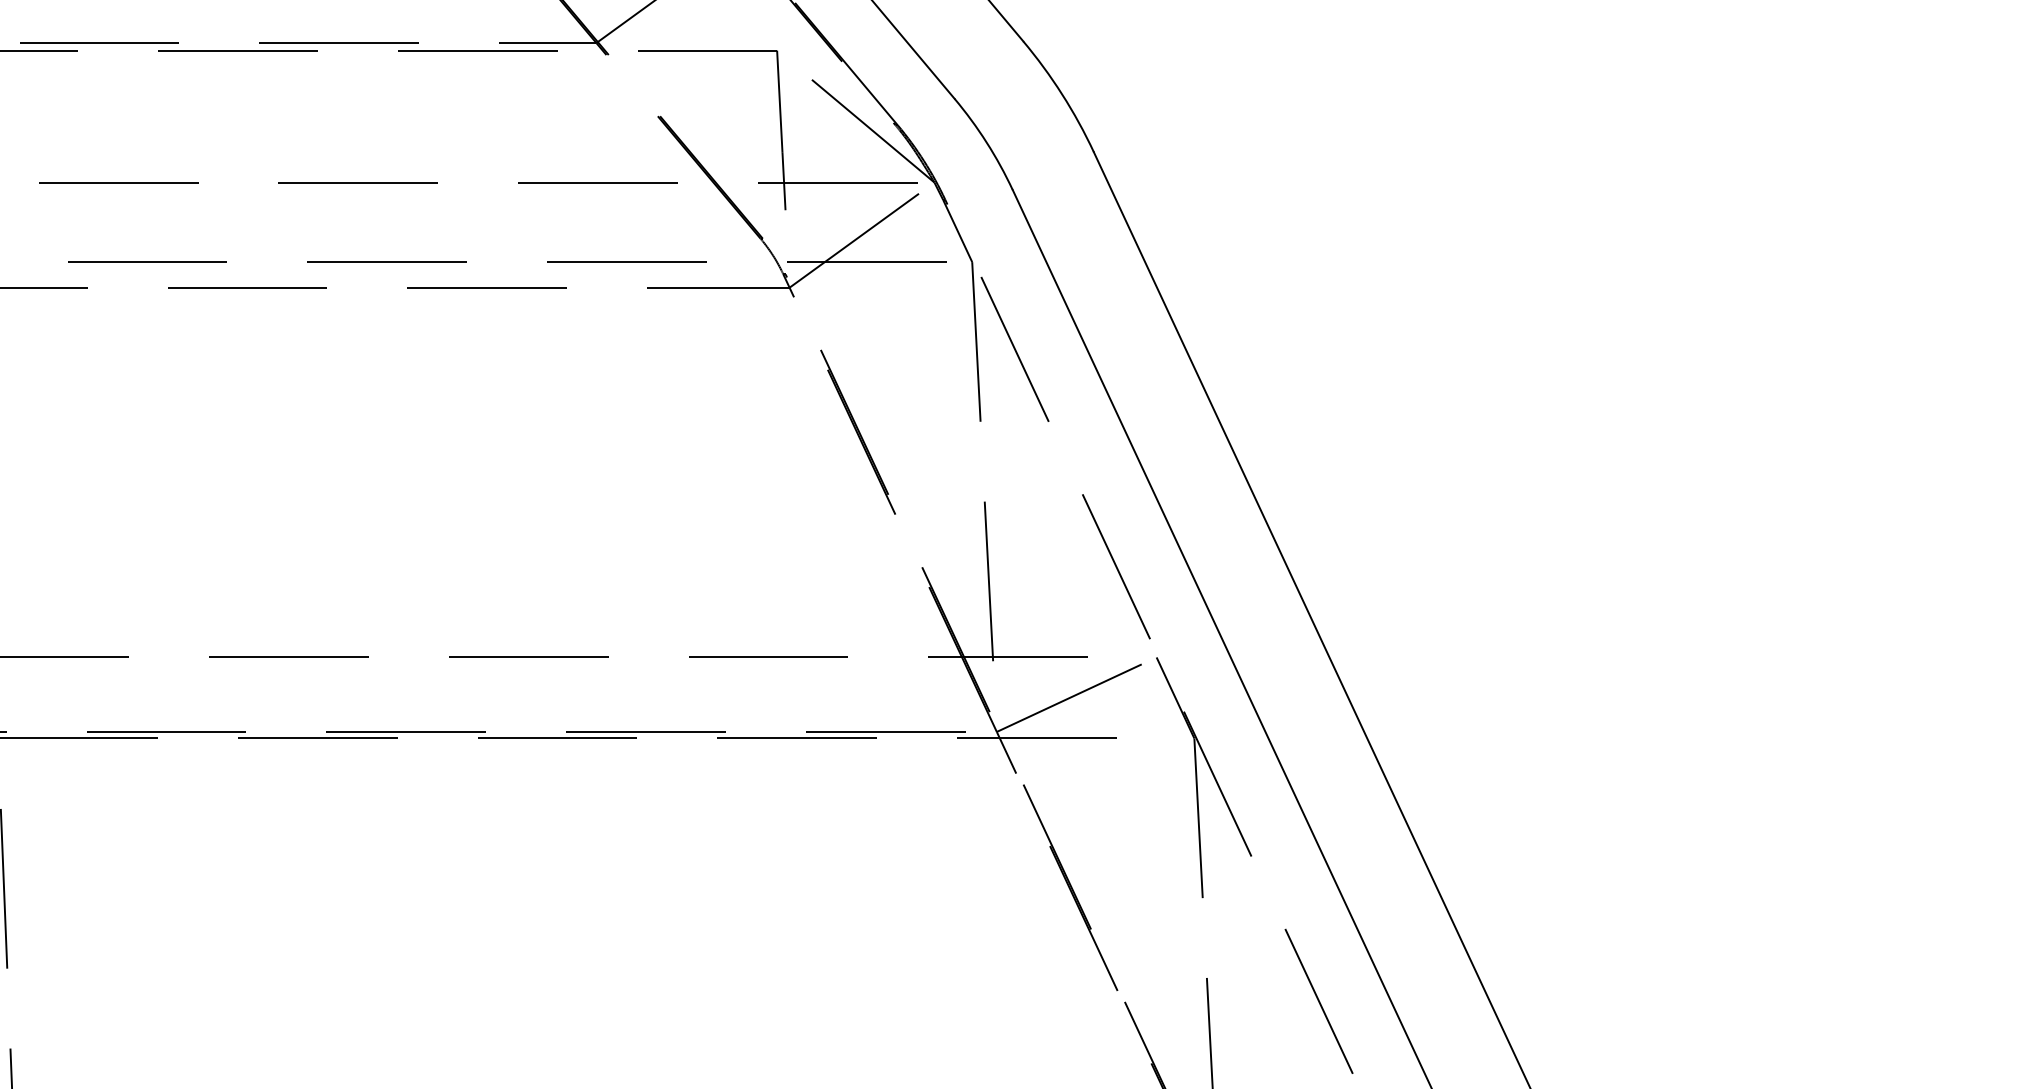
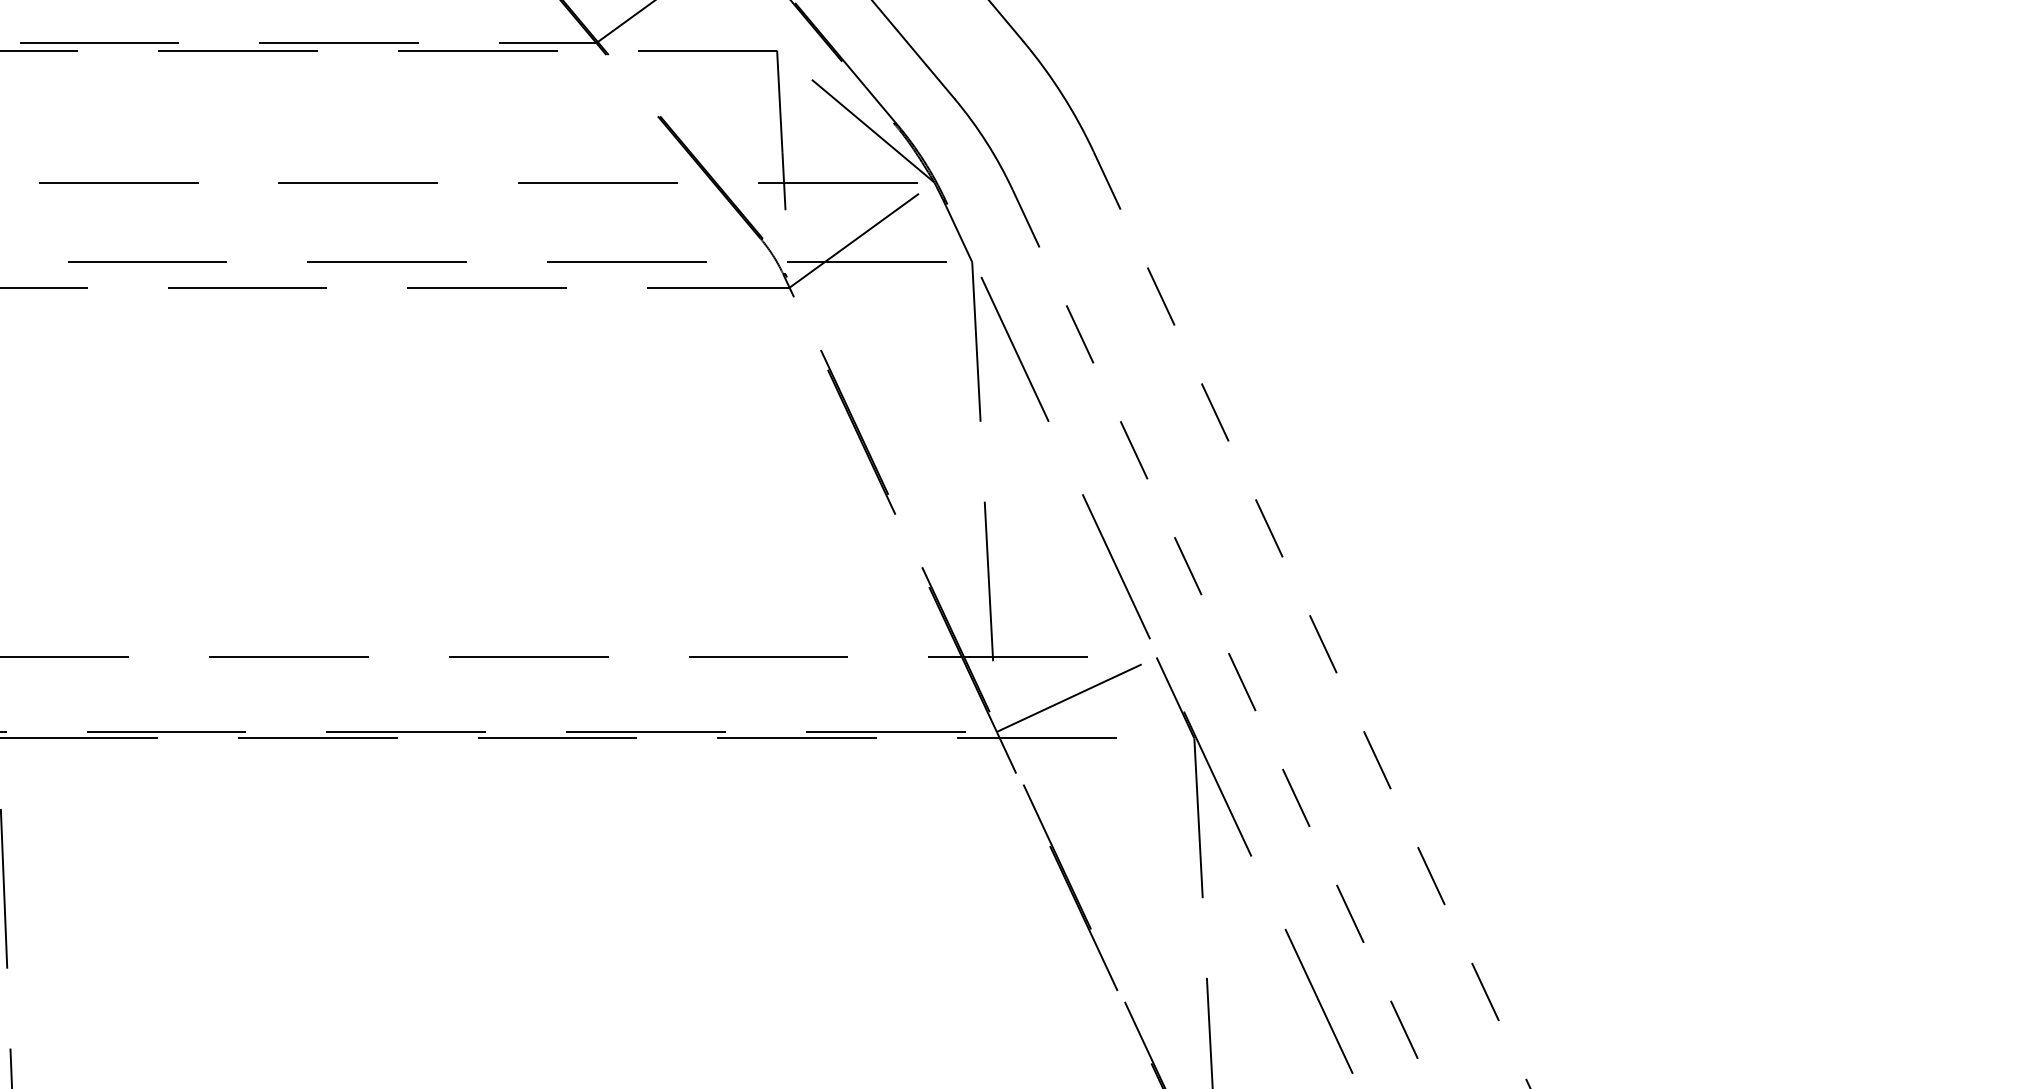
line: solid -> dashed (1311, 619)
line: solid -> dashed (1222, 639)
